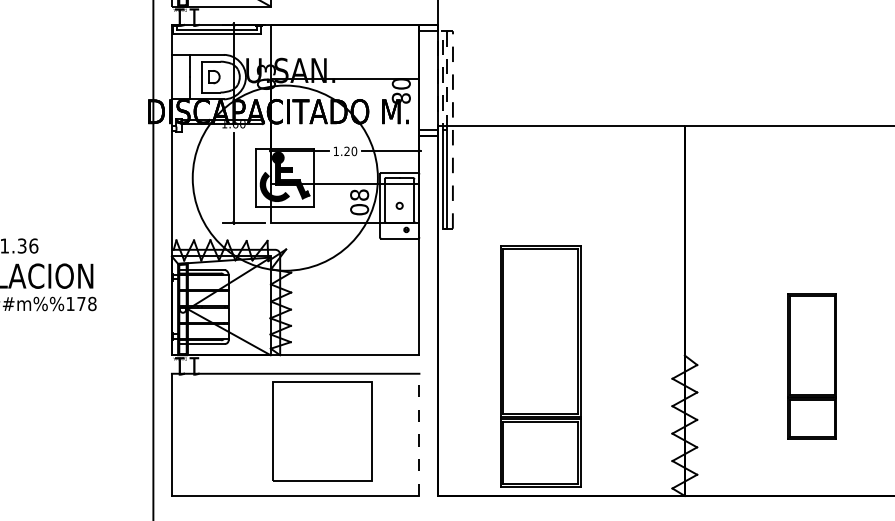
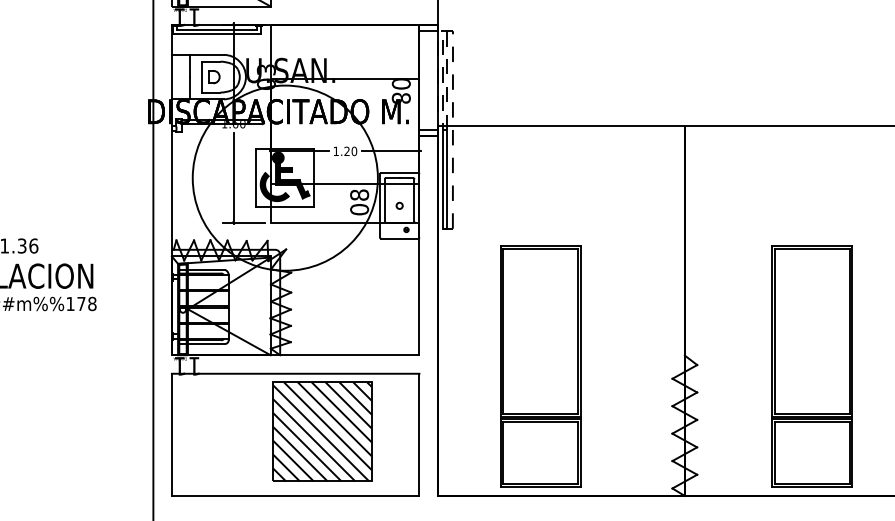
part size: 50x147 px -> 82x243 px (811, 366)
hatch: none -> present (321, 431)
line: dashed -> solid (419, 434)
